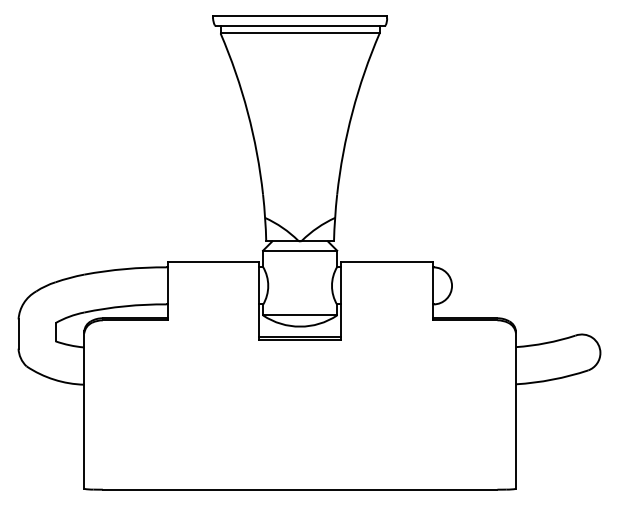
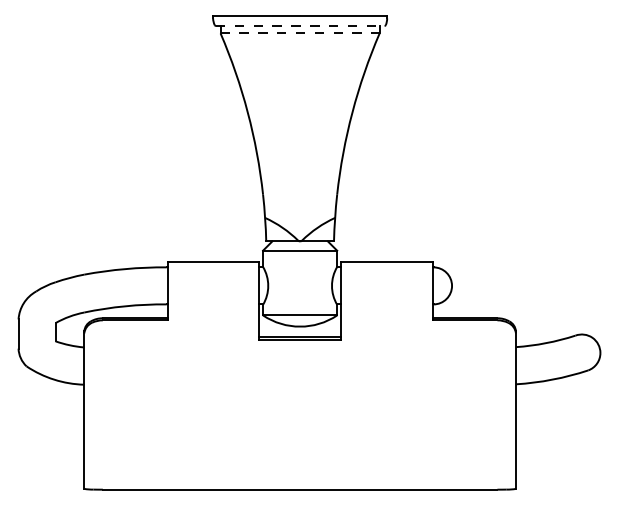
line: solid -> dashed (300, 25)
line: solid -> dashed (300, 33)
